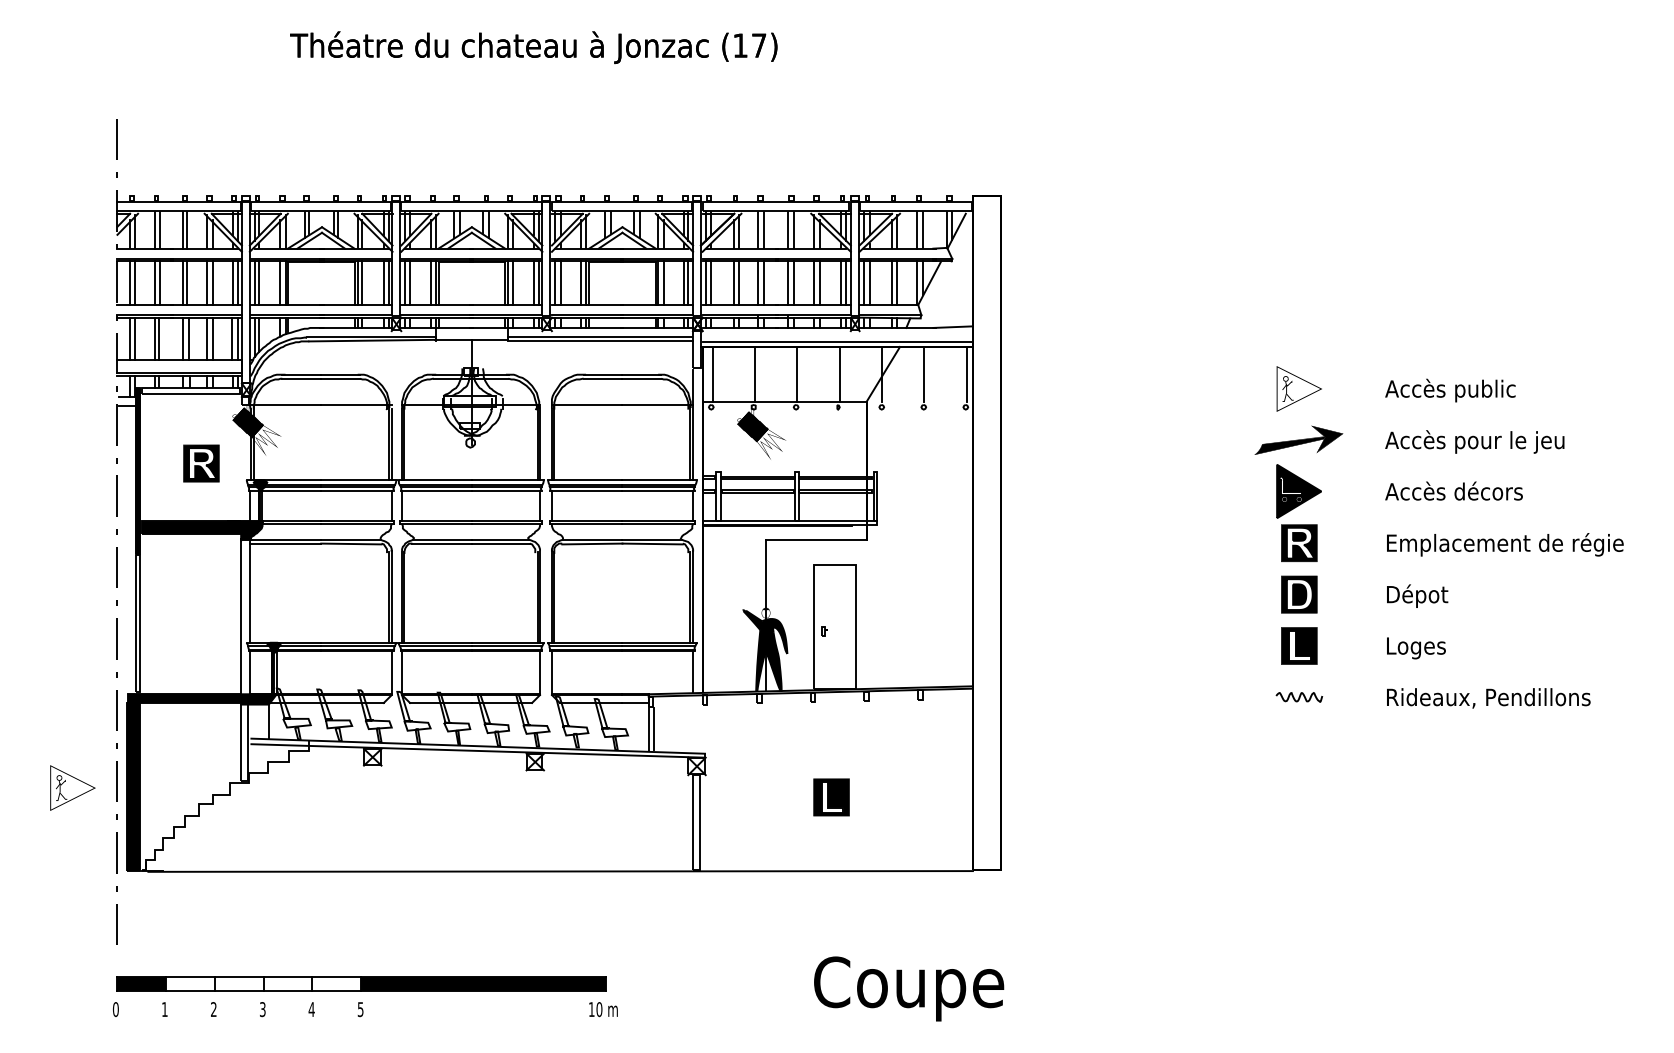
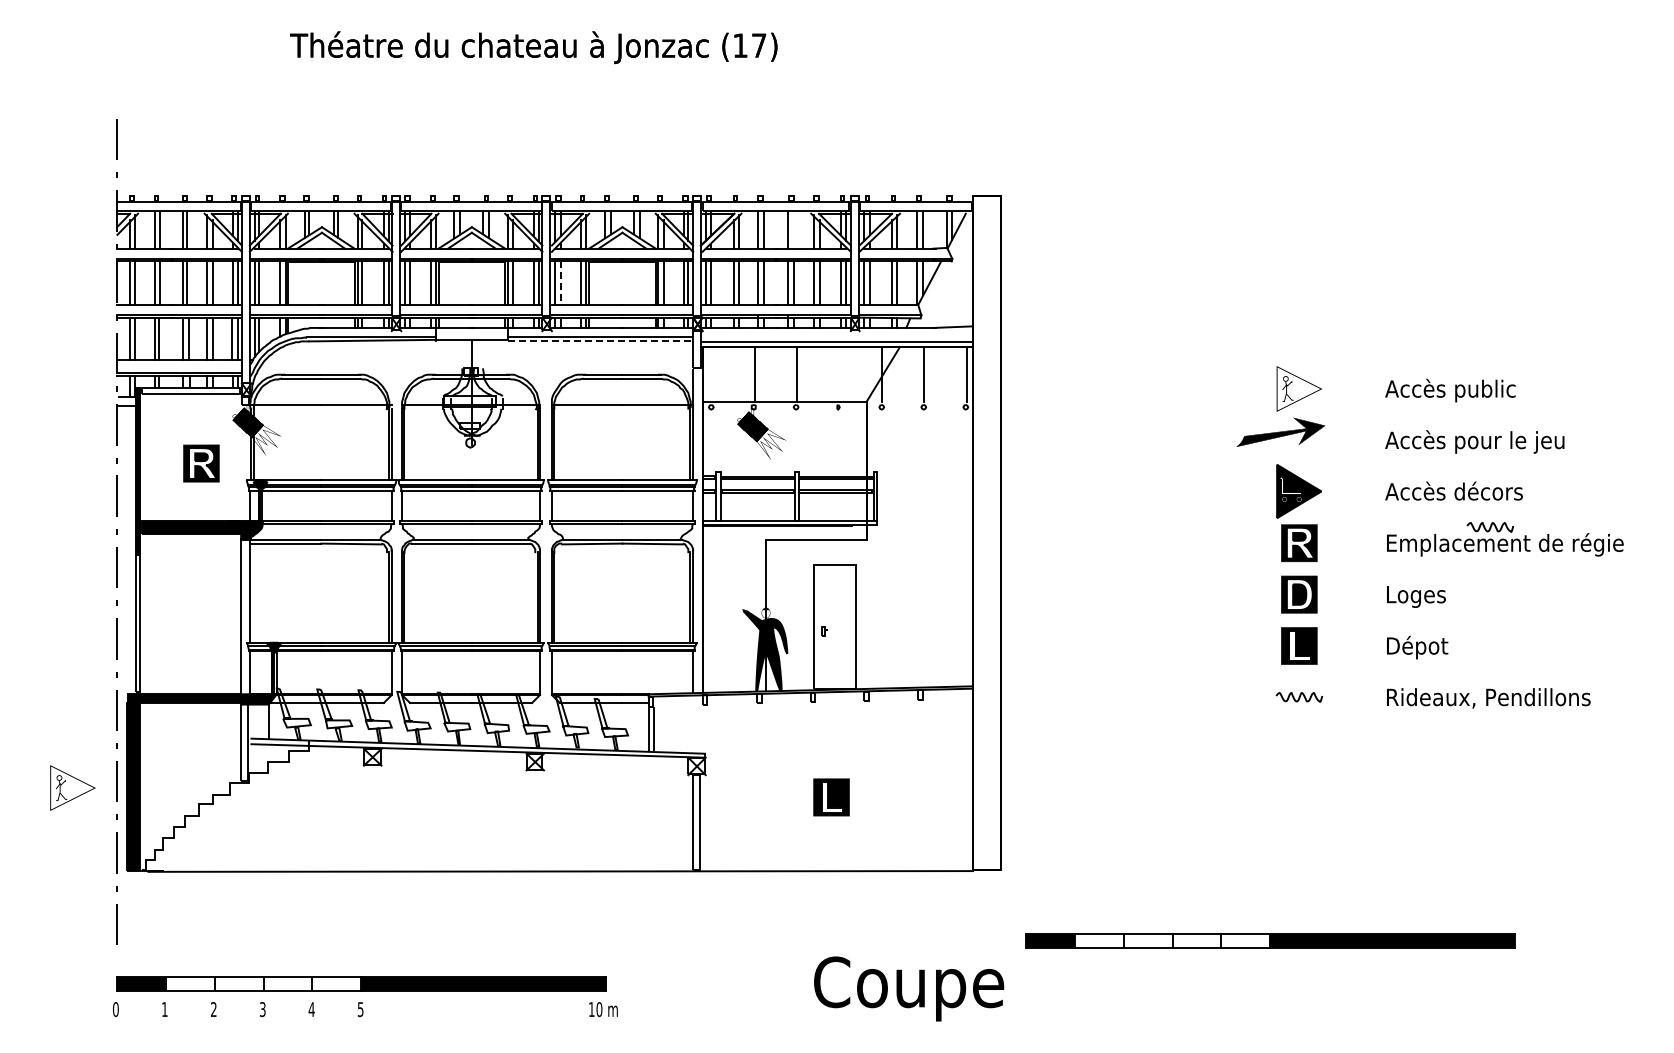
line: present -> none (793, 229)
line: solid -> dashed (560, 283)
line: solid -> dashed (601, 341)
line: present -> none (712, 374)
line: present -> none (839, 374)
part position: (1298, 439) -> (1280, 431) (1280, 431)
curve: none -> present (1490, 527)
text: Dépot -> Loges (1418, 595)
text: Loges -> Dépot (1418, 647)
part: none -> present (1270, 940)
